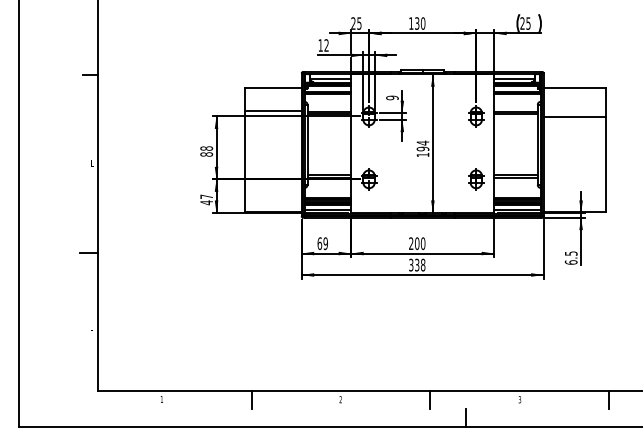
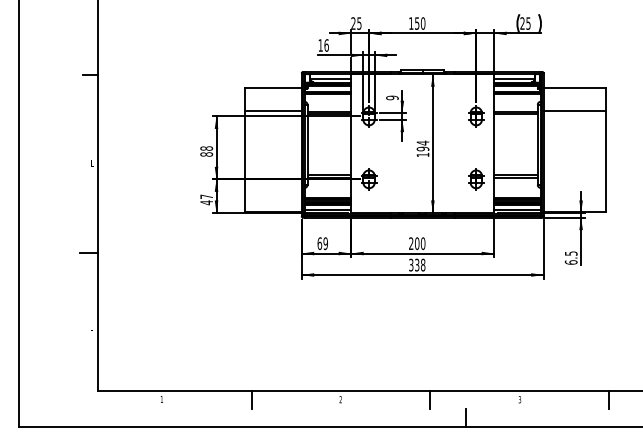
text: 130 -> 150 (417, 22)
text: 12 -> 16 (326, 45)
line position: (574, 117) -> (574, 111) (574, 111)
